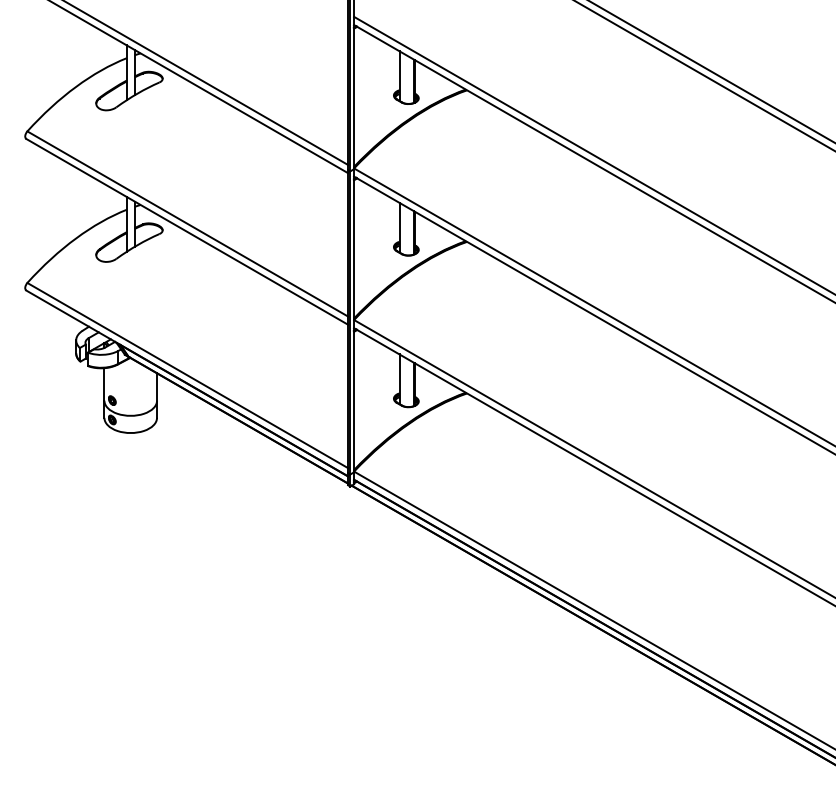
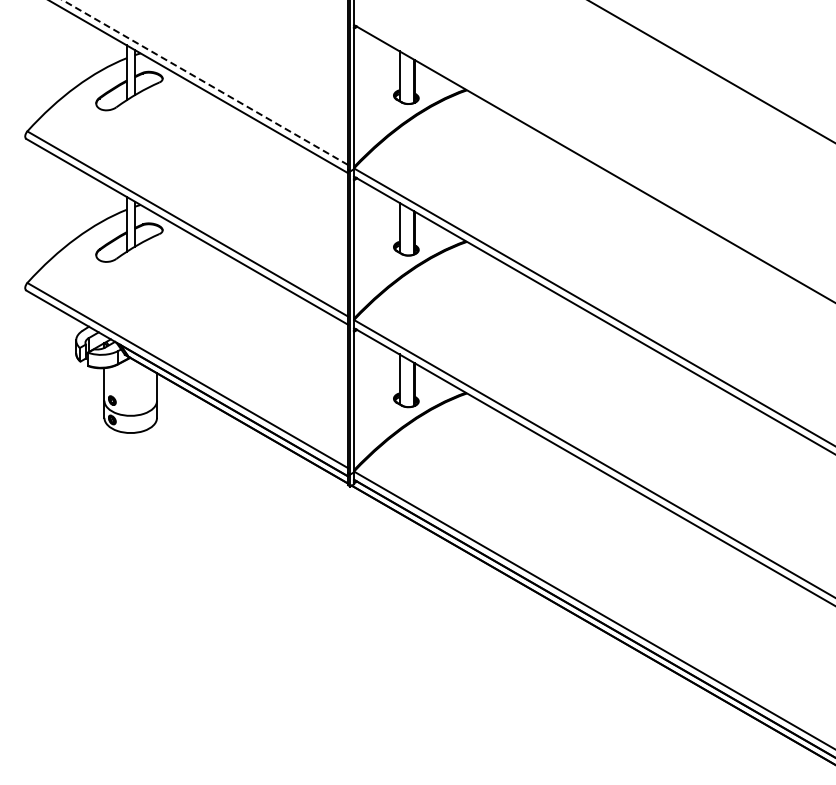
line: present -> none (704, 75)
line: solid -> dashed (205, 82)
line: present -> none (593, 154)
